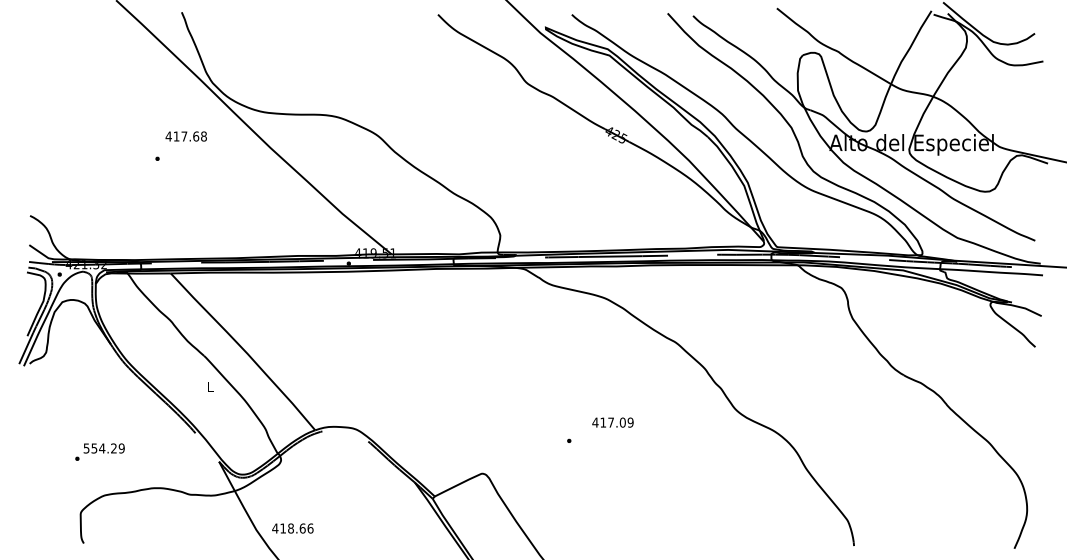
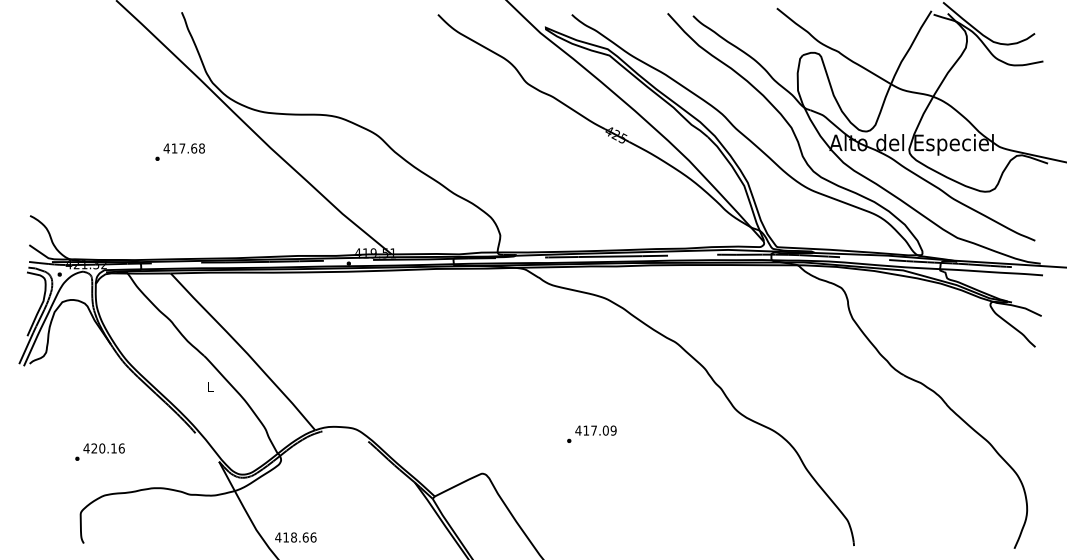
text position: (185, 136) -> (183, 148) (183, 148)
text position: (612, 422) -> (595, 430) (595, 430)
text: 554.29 -> 420.16 (103, 448)
text position: (292, 528) -> (295, 537) (295, 537)
